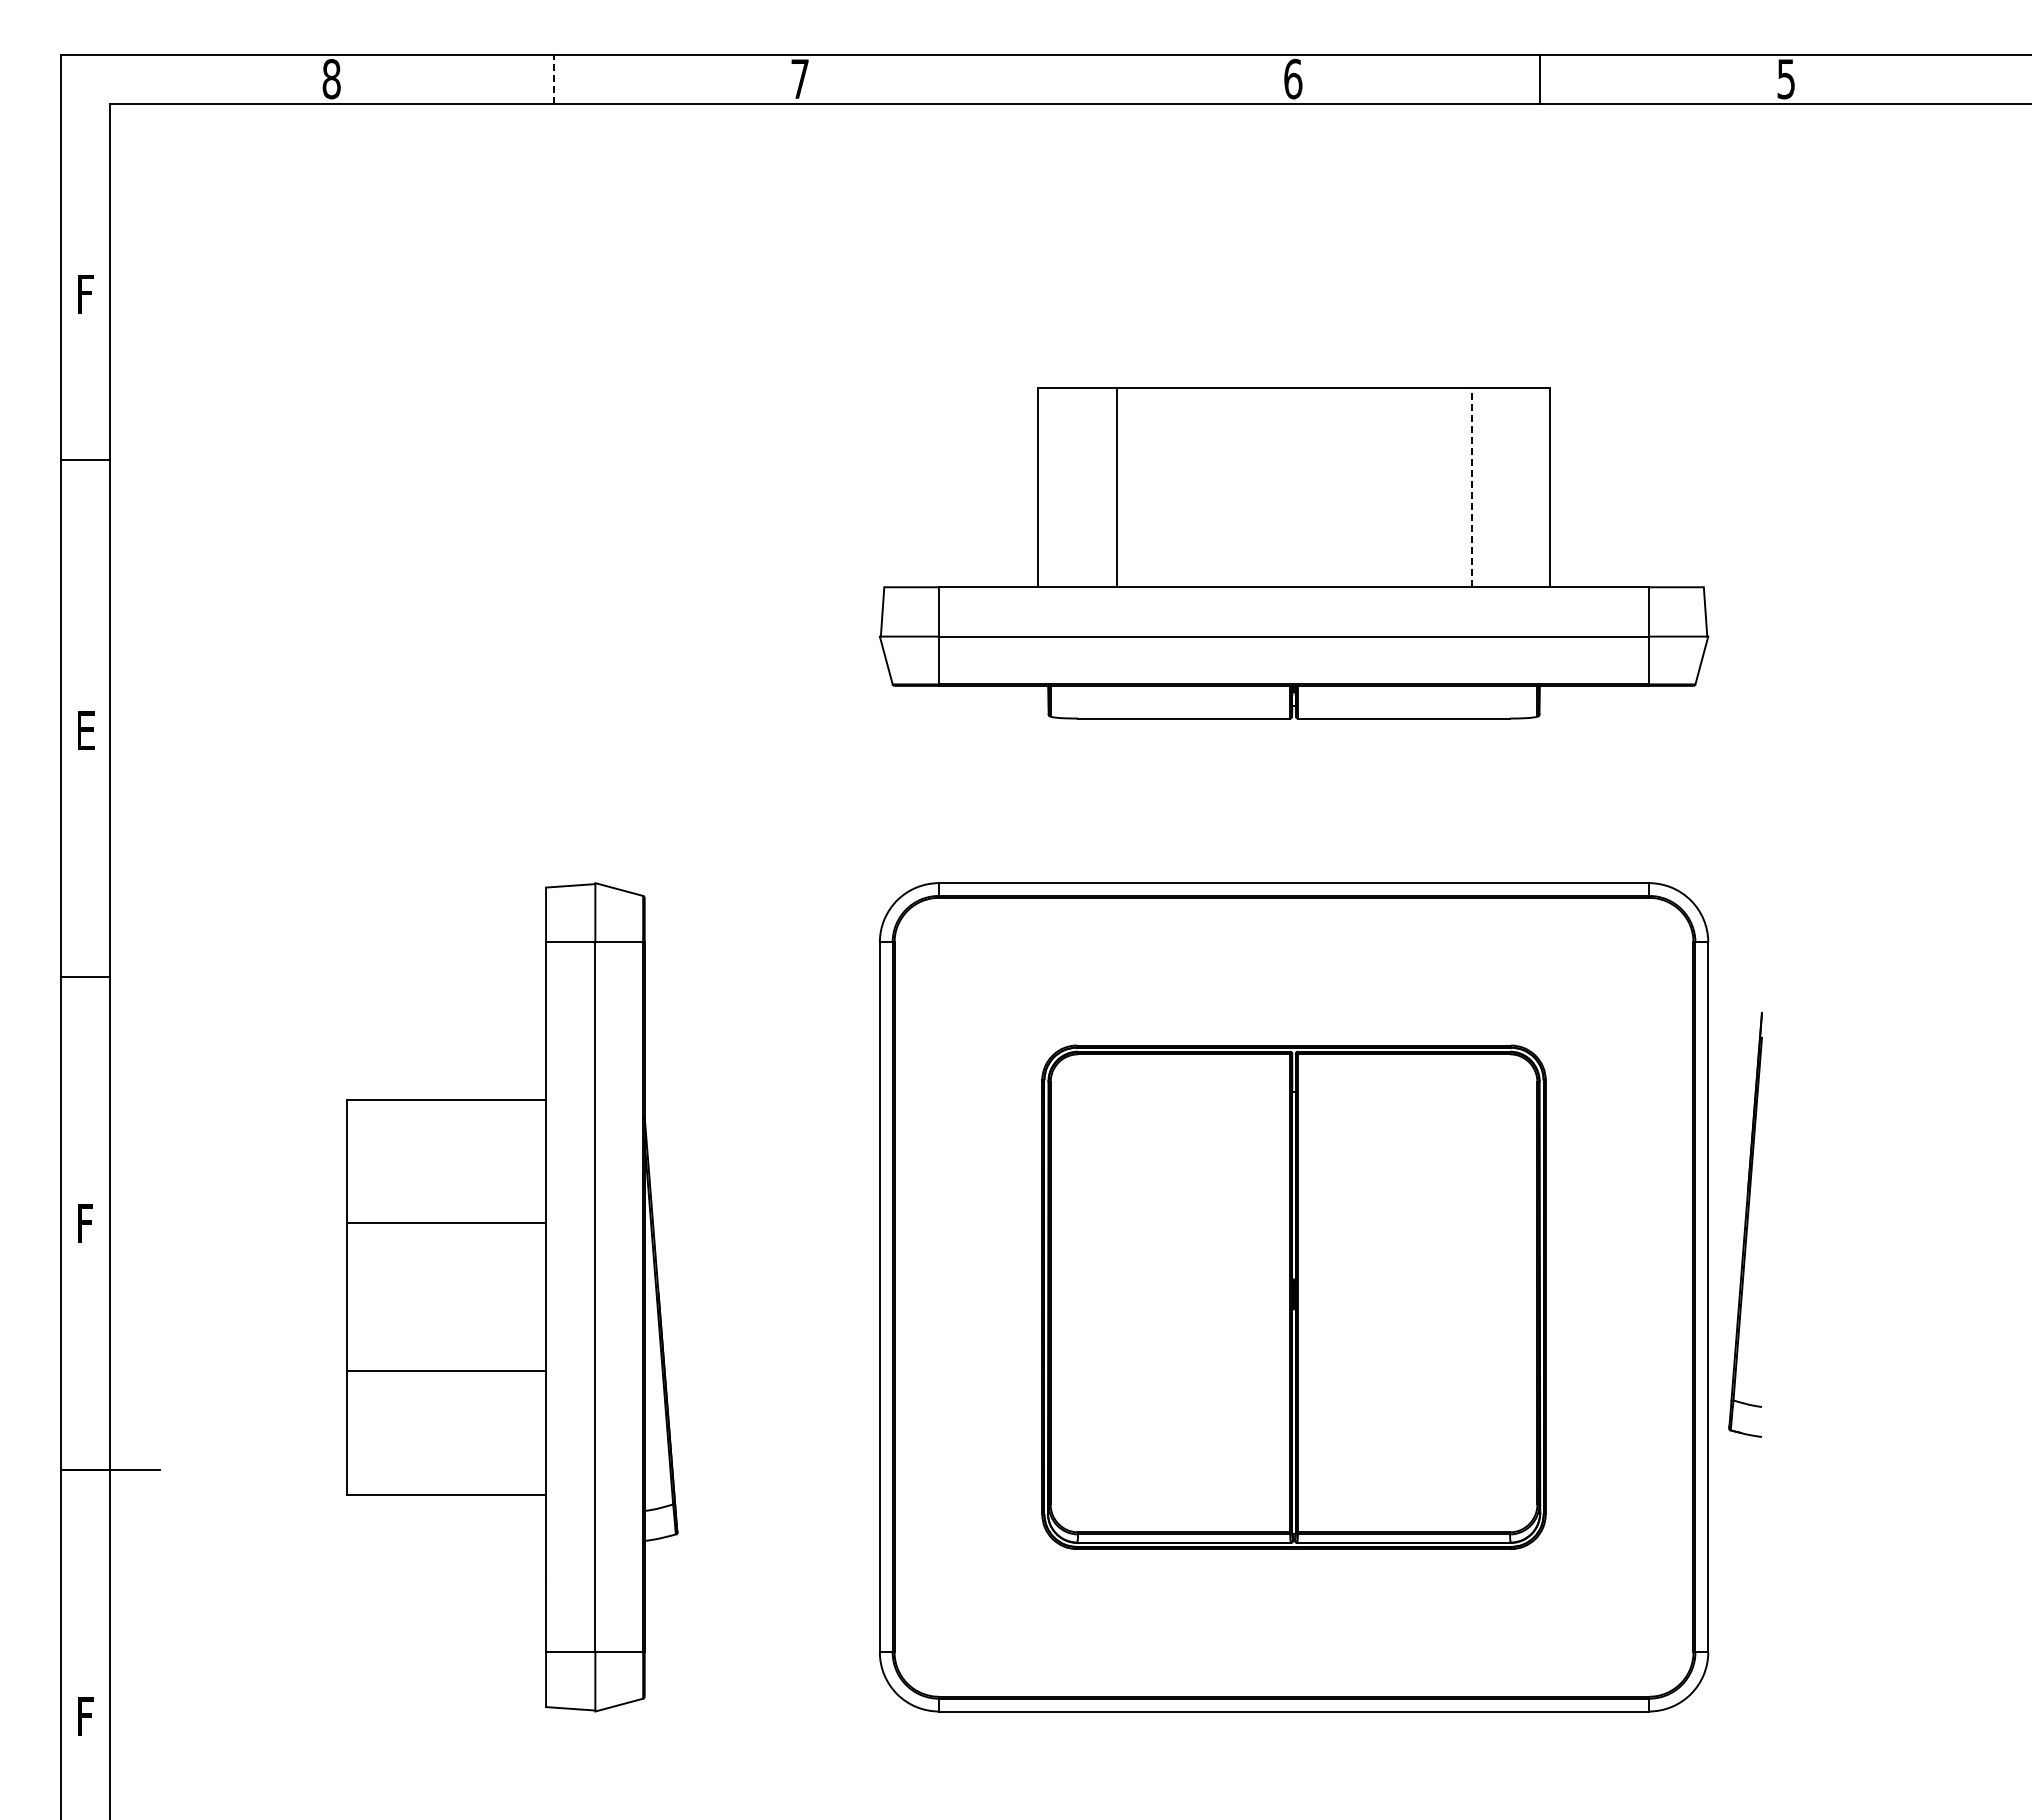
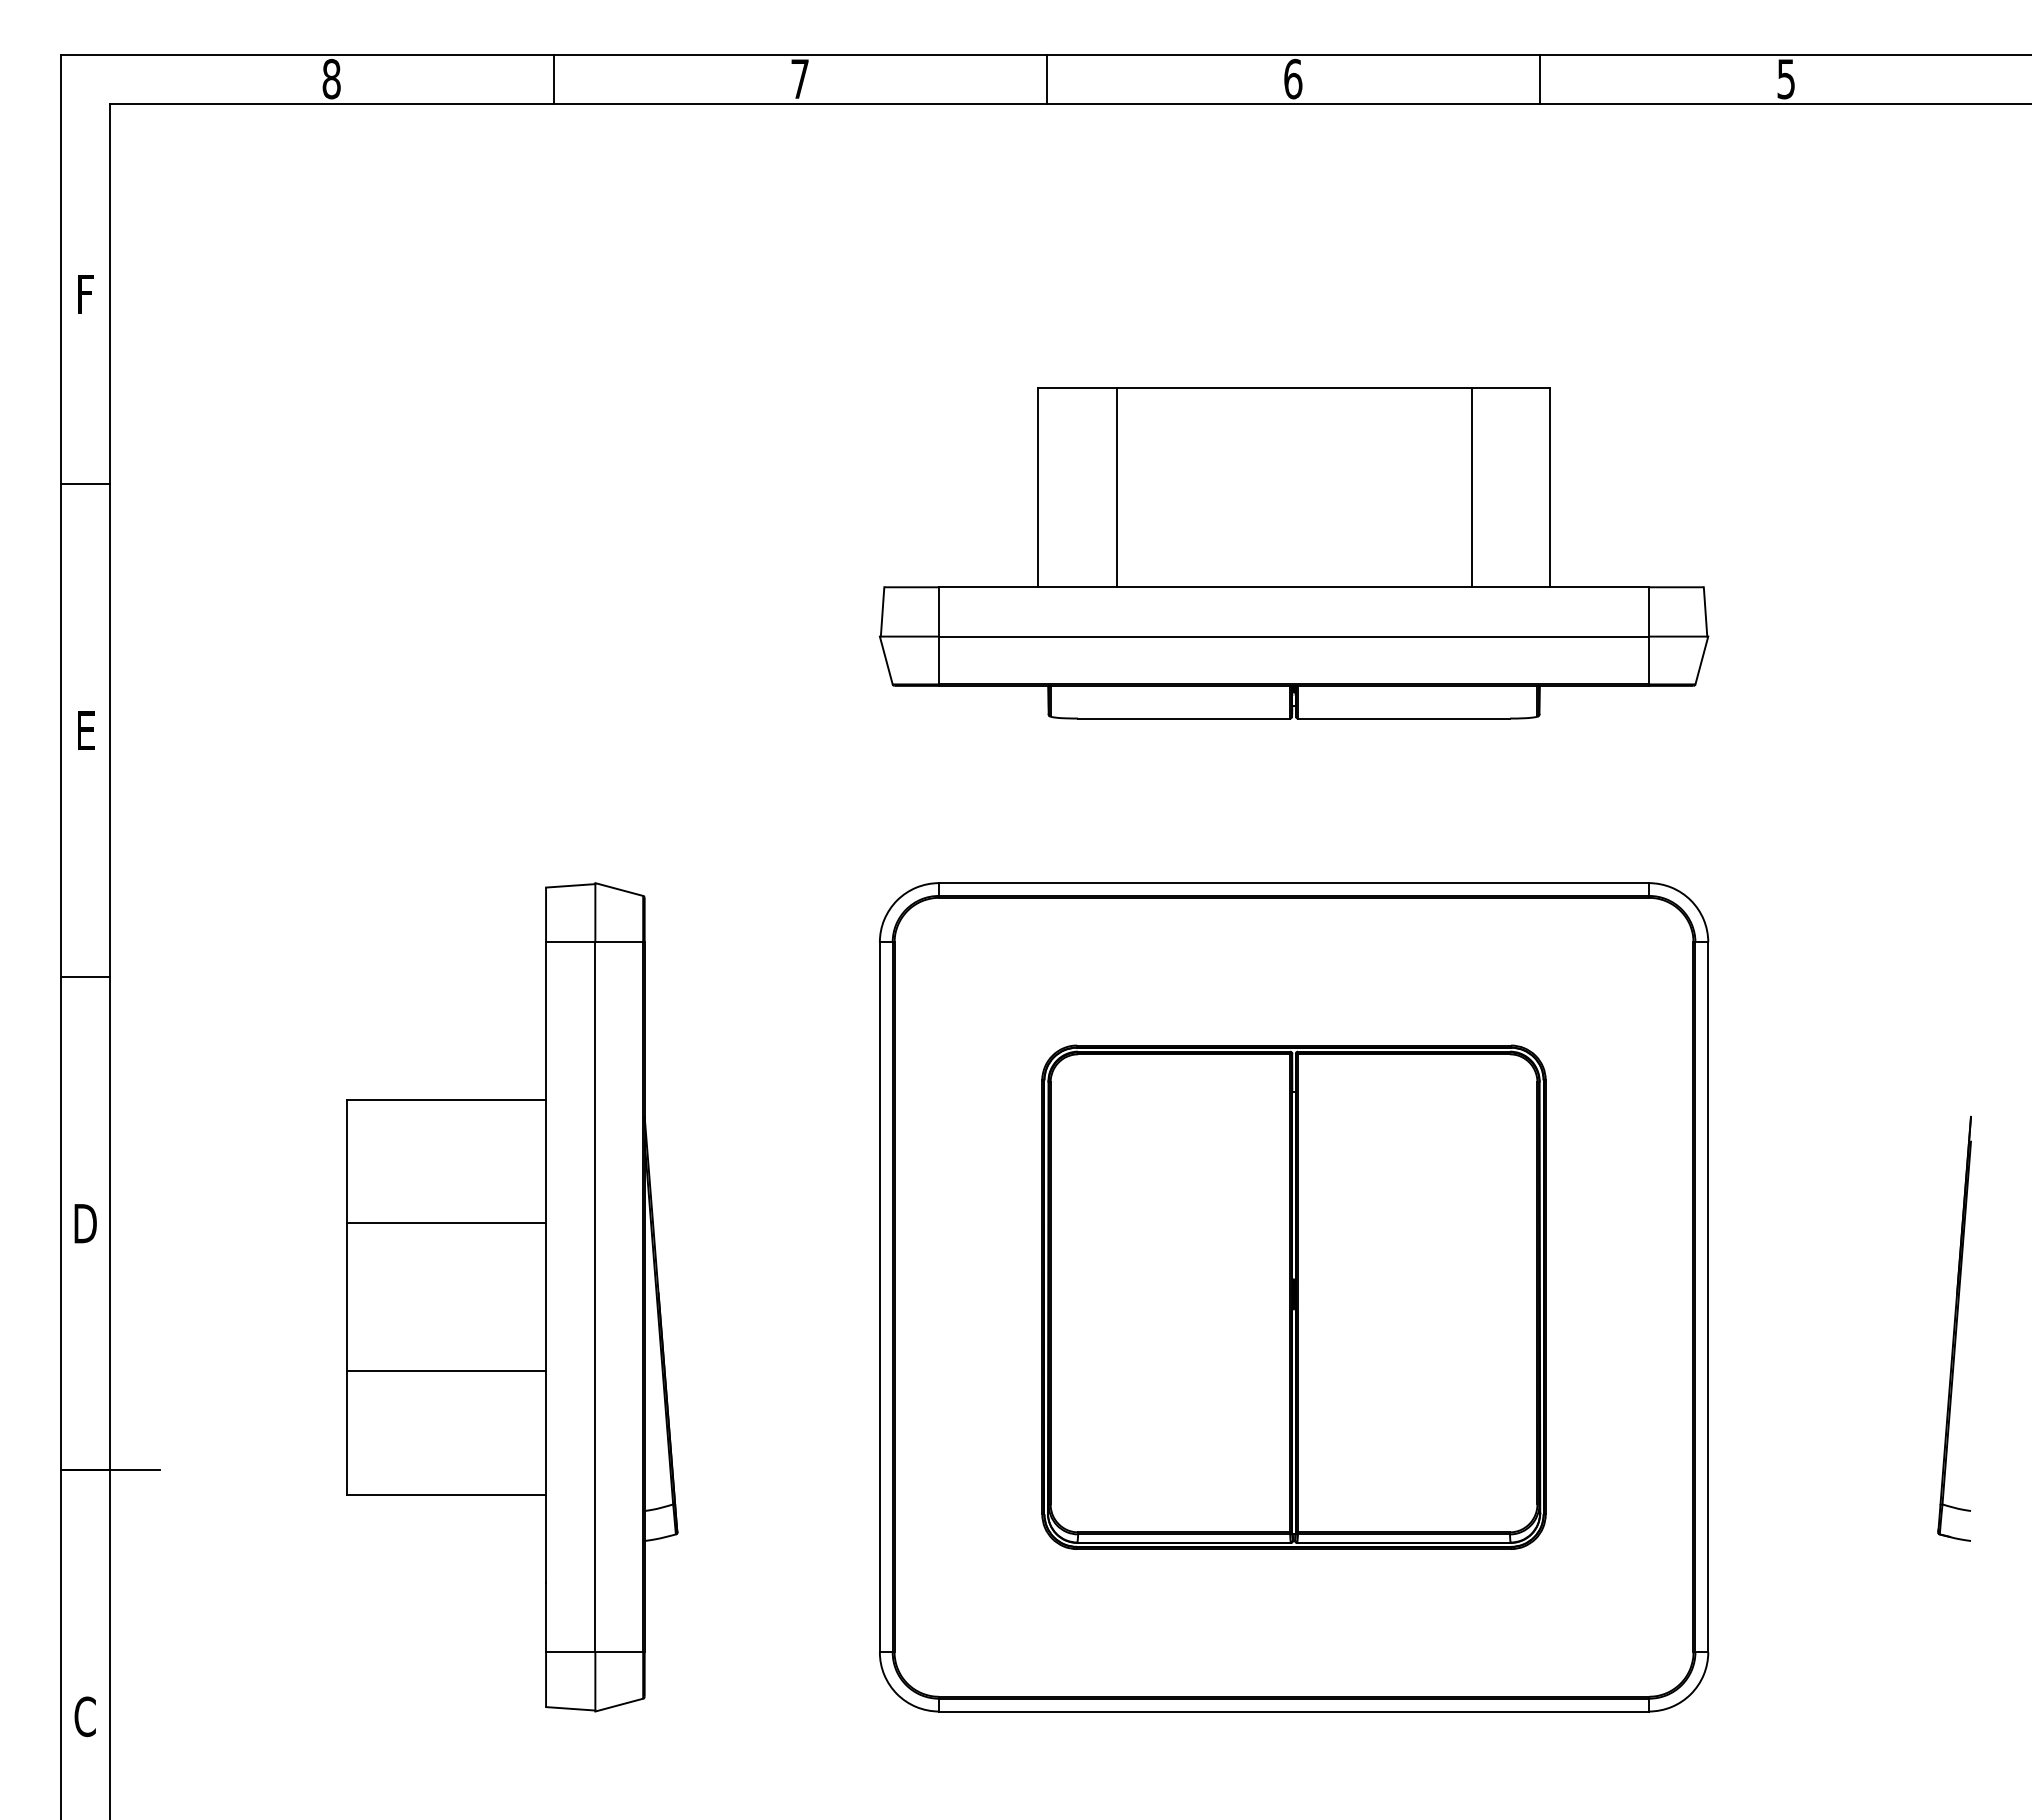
line: none -> present (1047, 78)
line: dashed -> solid (554, 79)
line position: (85, 459) -> (85, 483) (85, 483)
line: dashed -> solid (1471, 487)
text: F -> D (85, 1223)
part position: (1745, 1224) -> (1954, 1328) (1954, 1328)
text: F -> C (84, 1716)
